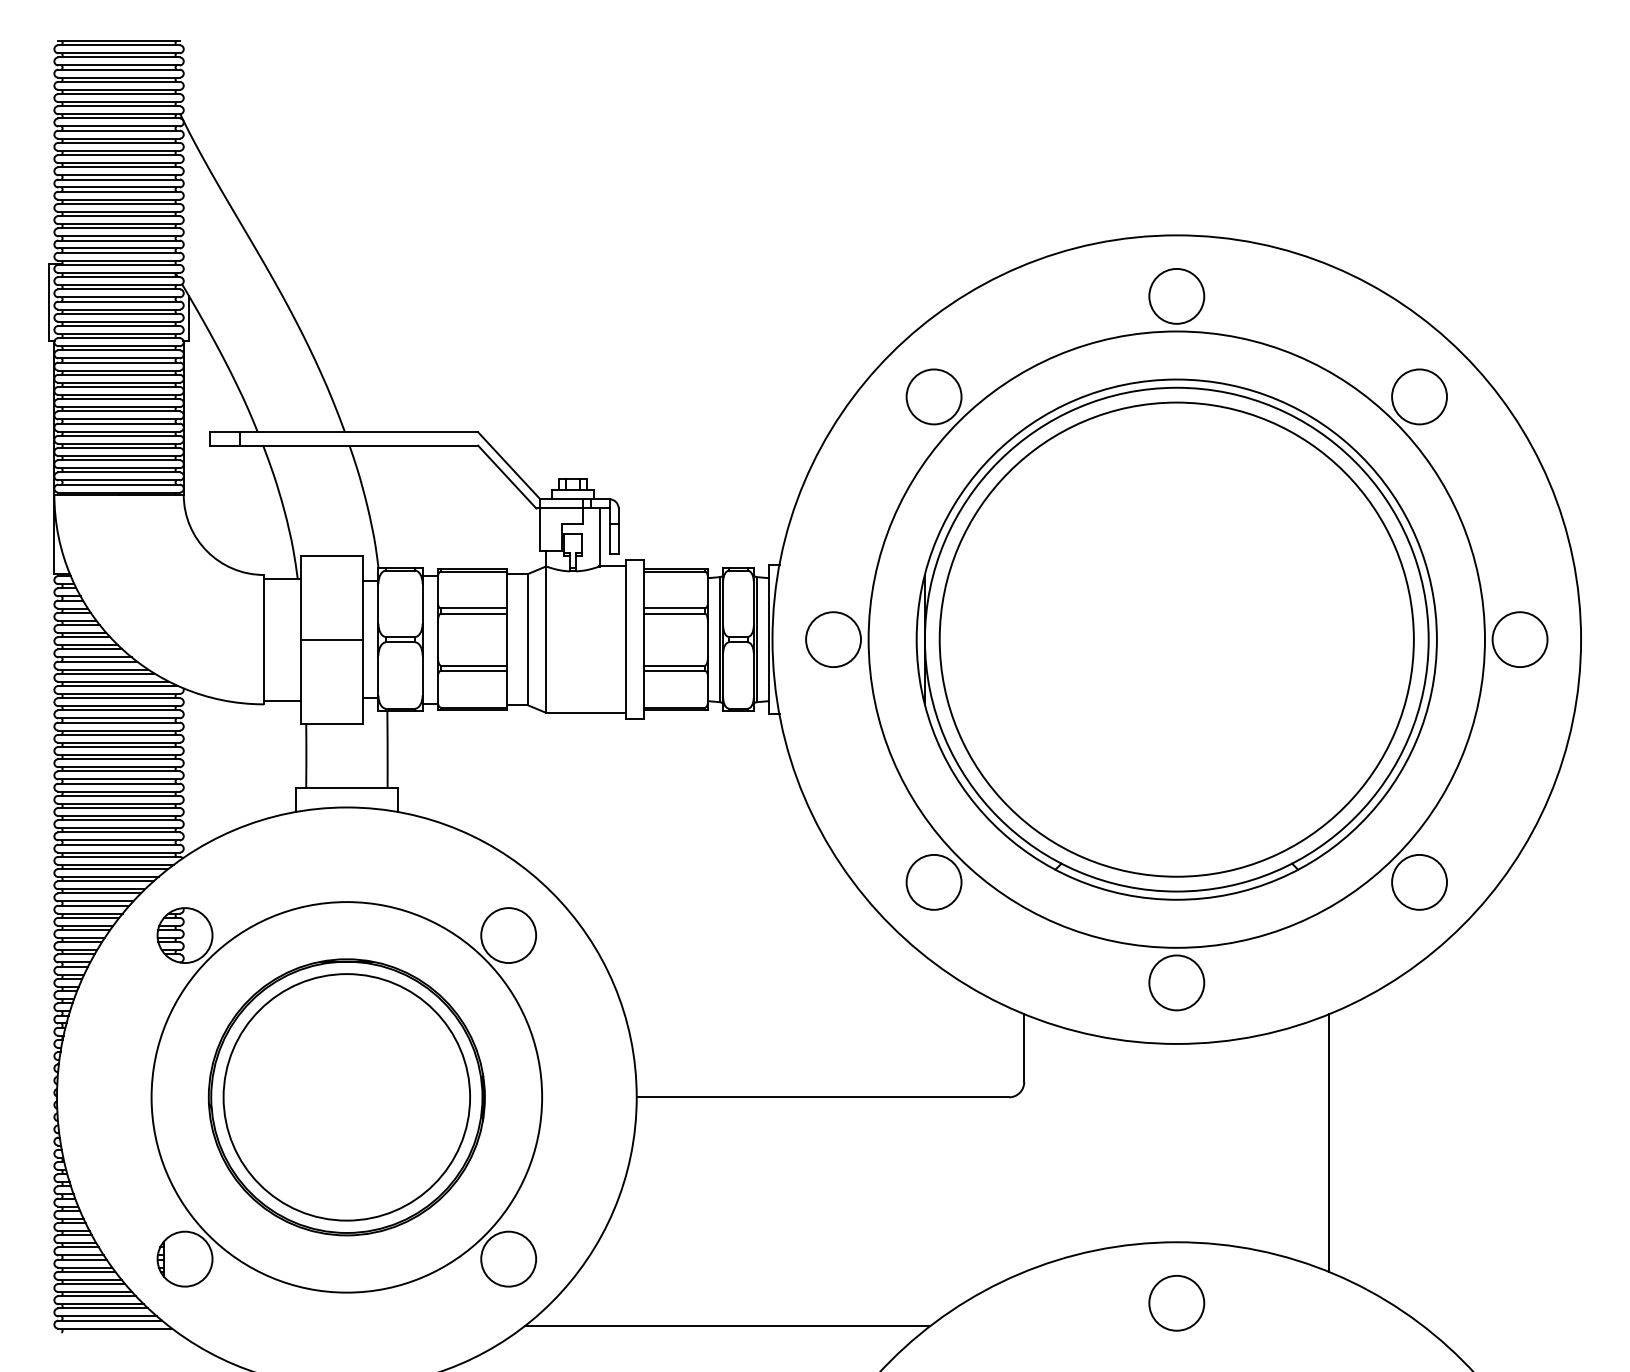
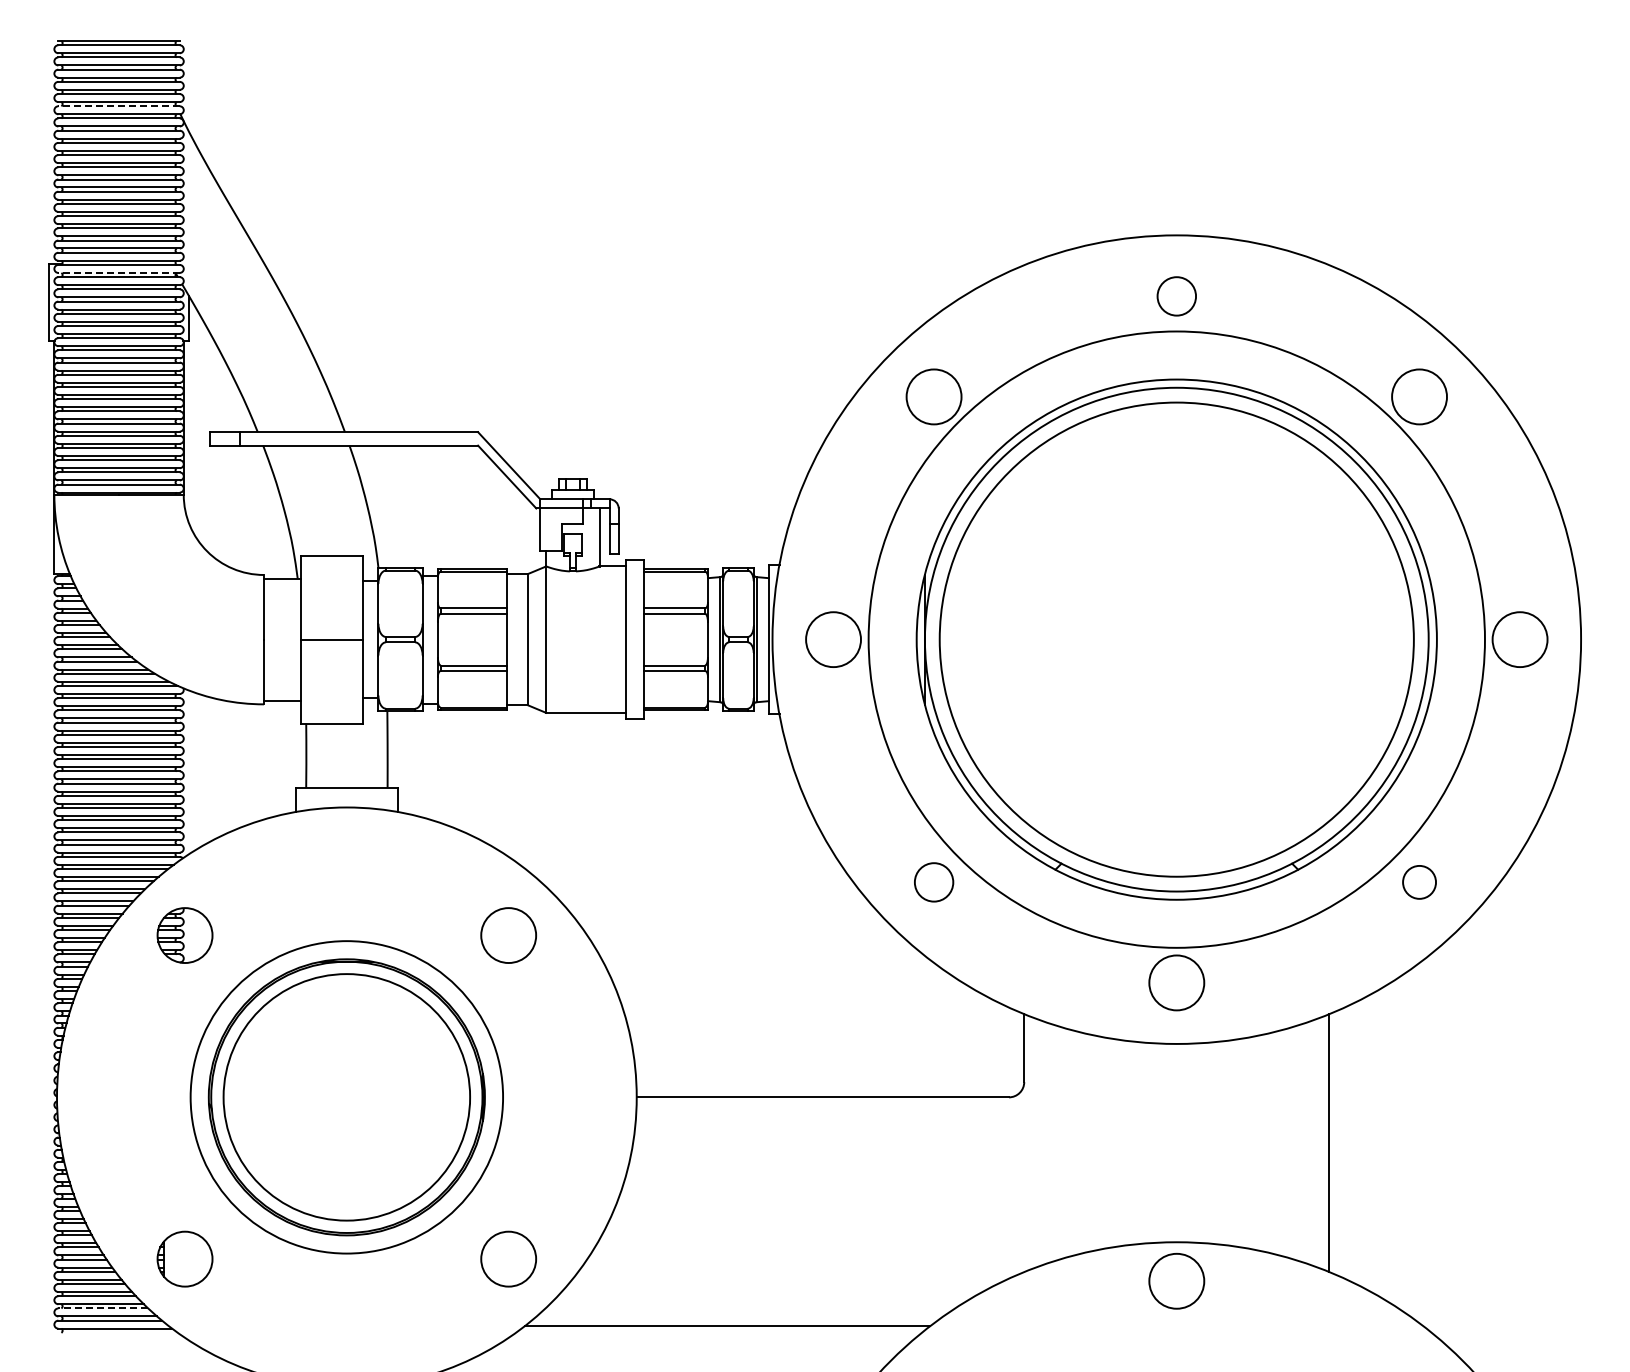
line: solid -> dashed (119, 106)
line: solid -> dashed (119, 272)
circle diameter: 55 px -> 38 px (1176, 296)
circle diameter: 55 px -> 38 px (933, 882)
circle diameter: 55 px -> 33 px (1419, 881)
circle diameter: 391 px -> 312 px (346, 1097)
circle position: (1176, 1302) -> (1176, 1280) (1176, 1280)
line: solid -> dashed (103, 1308)
